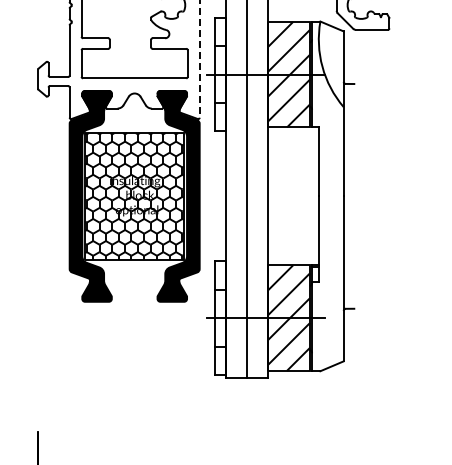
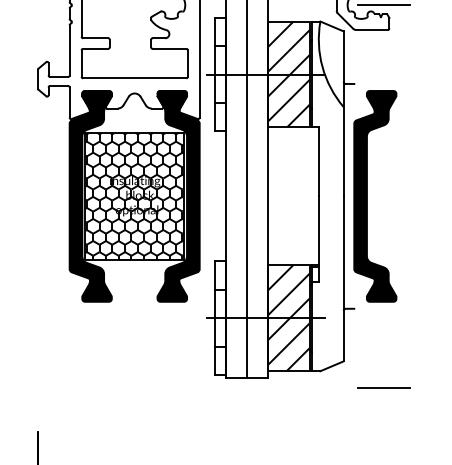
line: none -> present (383, 5)
line: dashed -> solid (199, 59)
part: none -> present (367, 196)
line: none -> present (383, 387)
